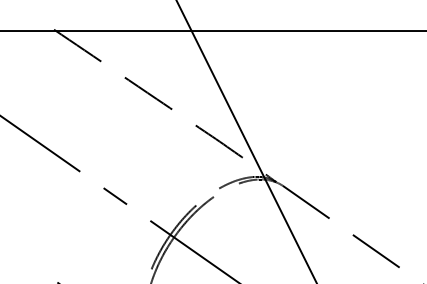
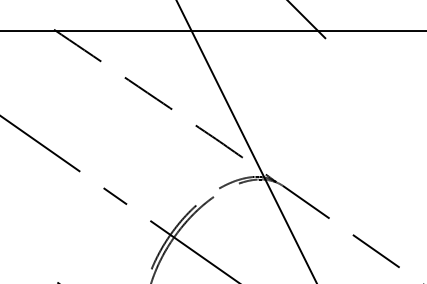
line: none -> present (307, 20)
